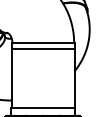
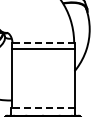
line: solid -> dashed (42, 43)
line: solid -> dashed (43, 107)
